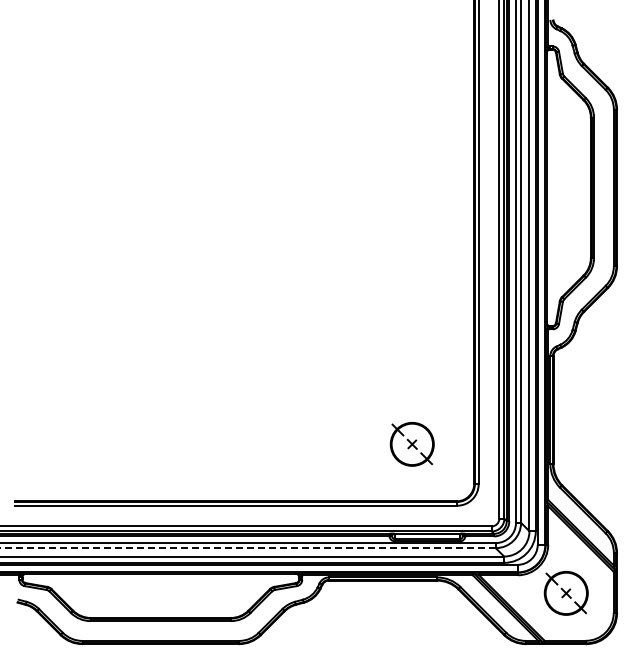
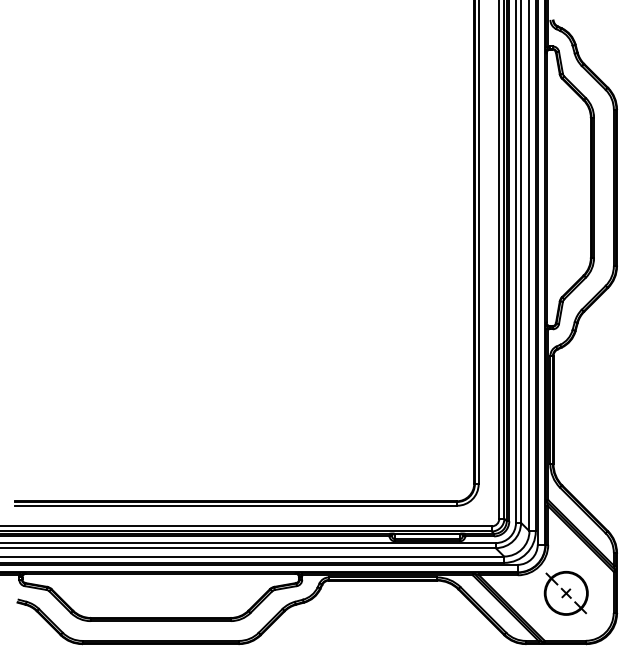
part: present -> none (411, 444)
line: dashed -> solid (247, 548)
